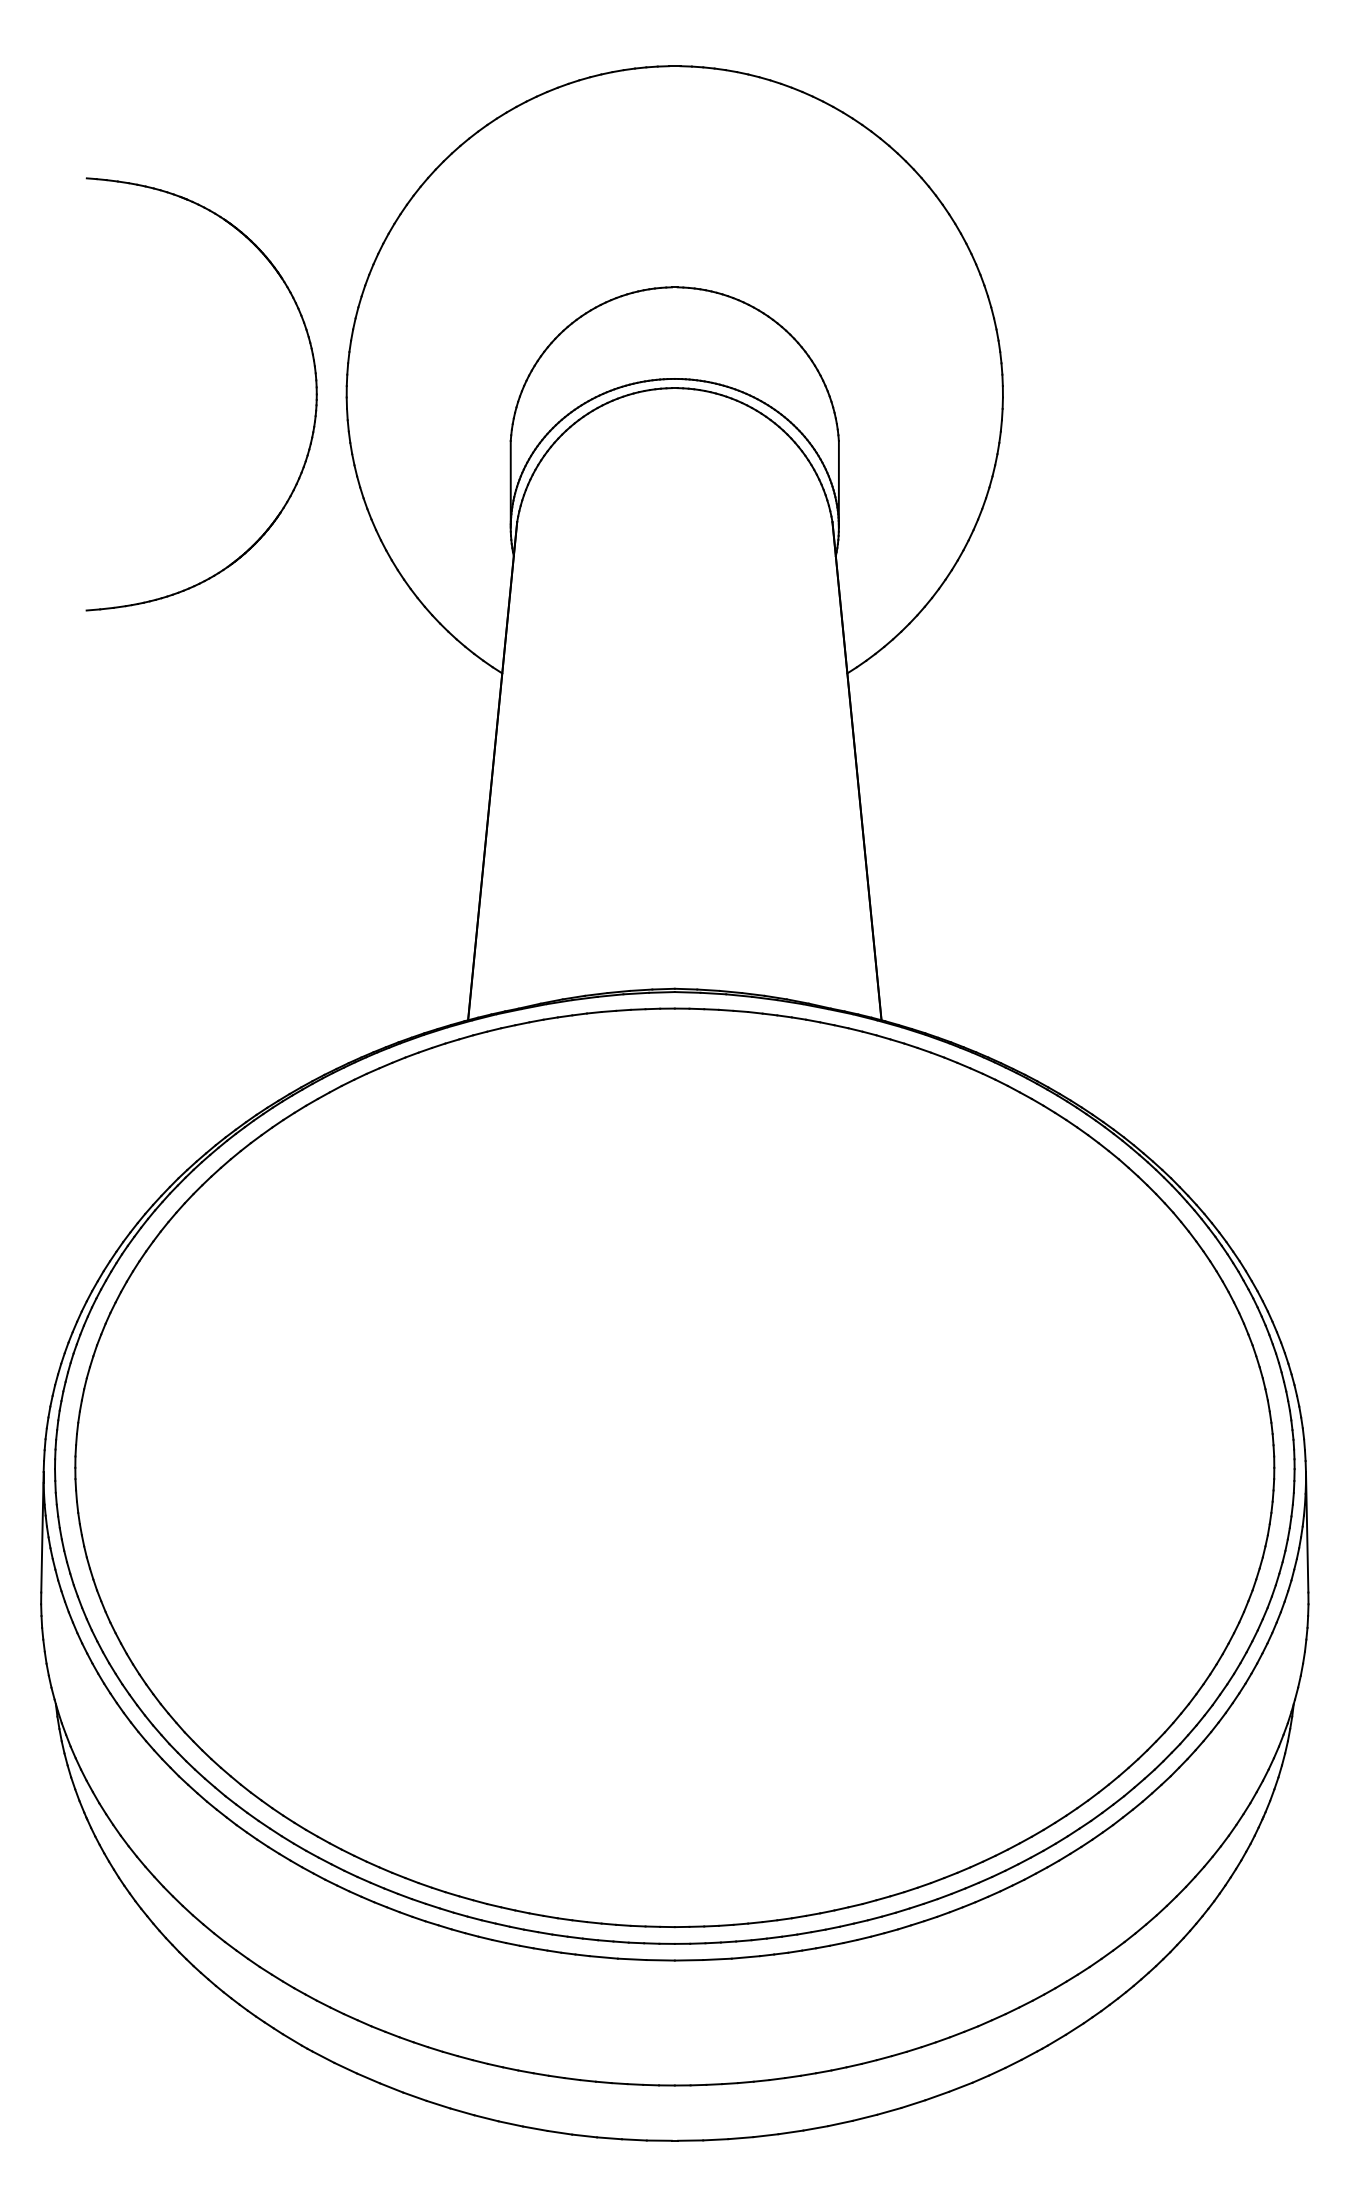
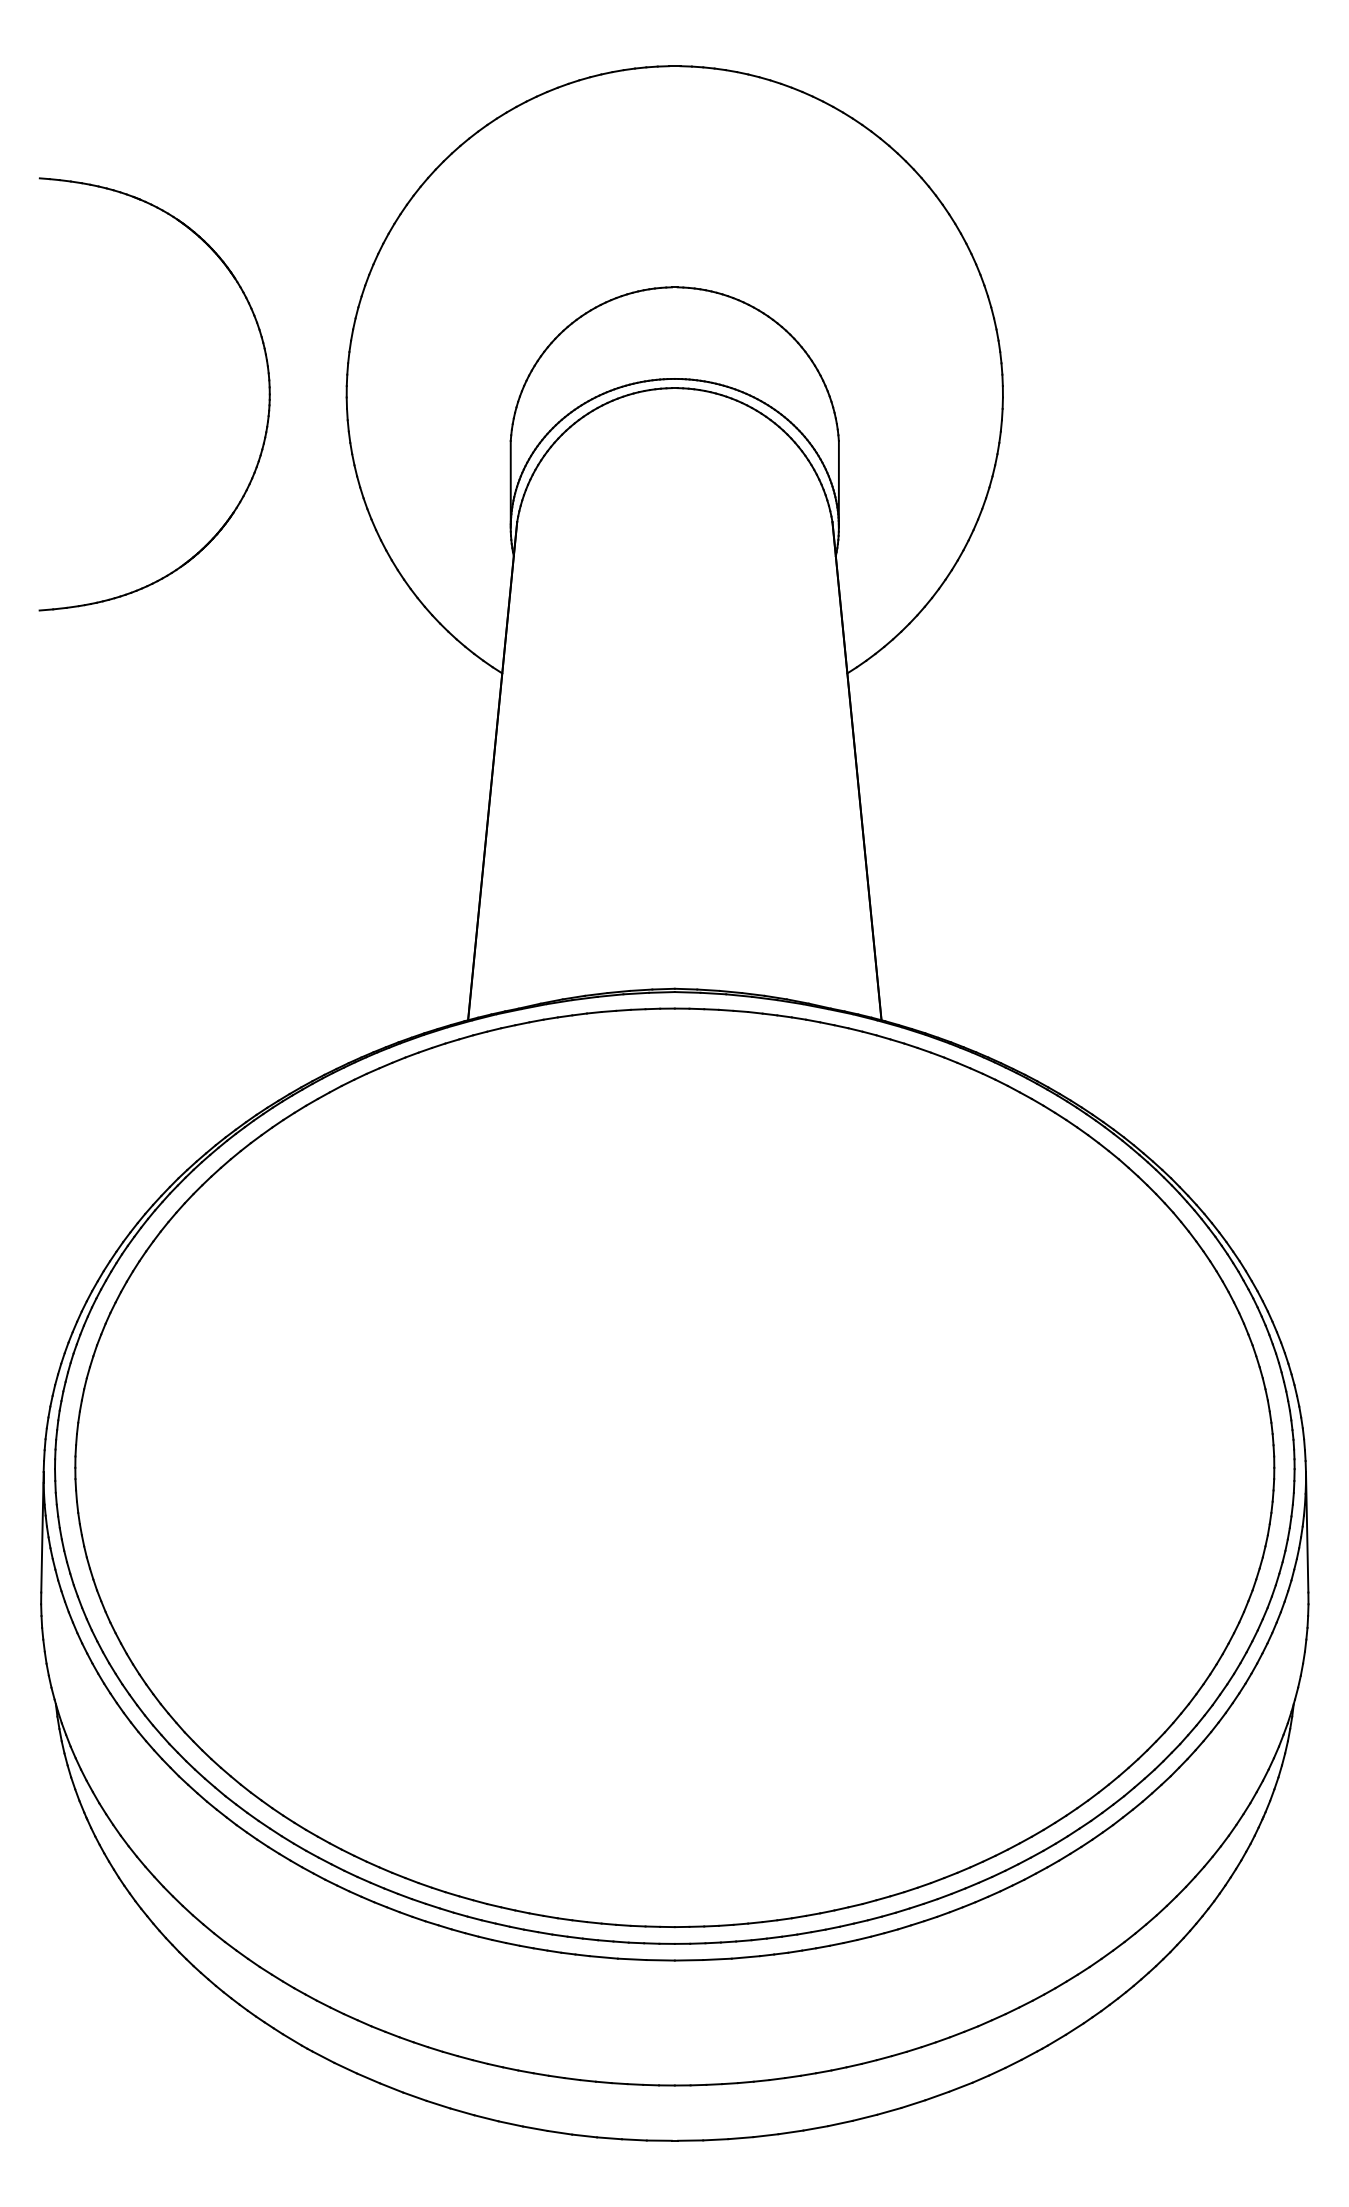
part position: (315, 394) -> (268, 394) (268, 394)
